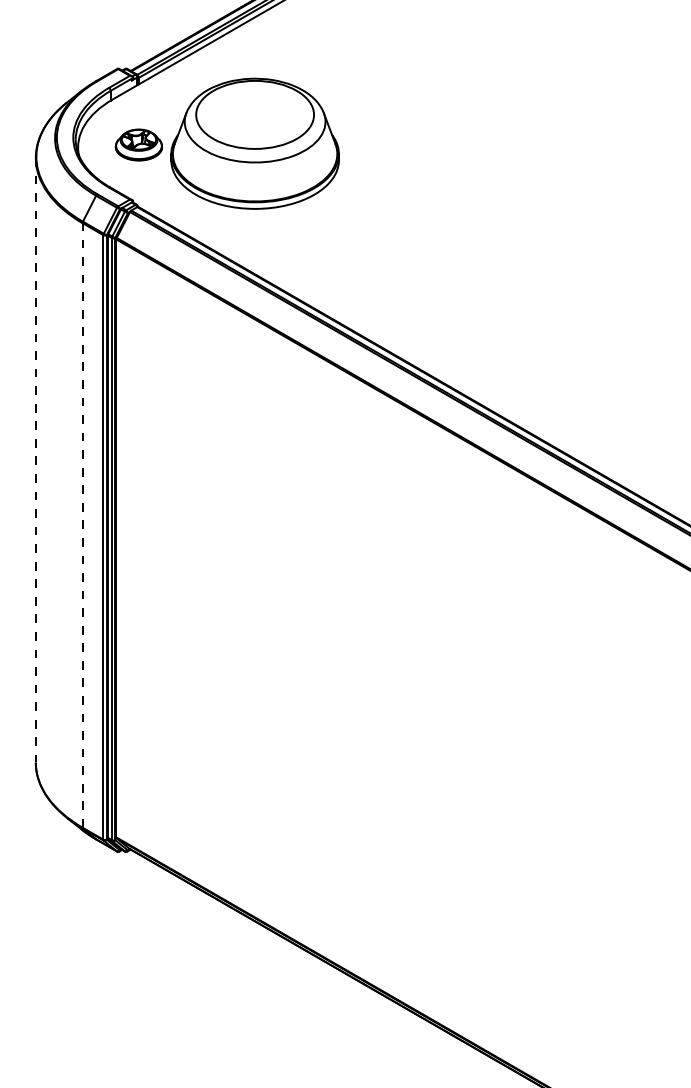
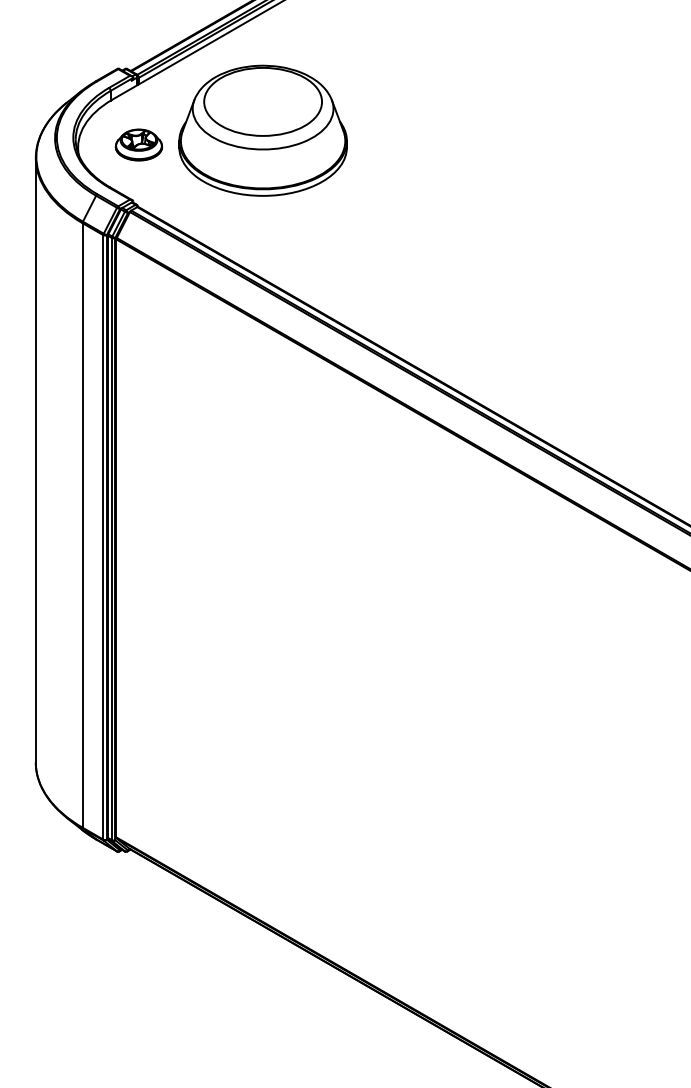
part position: (254, 143) -> (262, 130) (262, 130)
line: dashed -> solid (35, 460)
line: dashed -> solid (82, 524)
